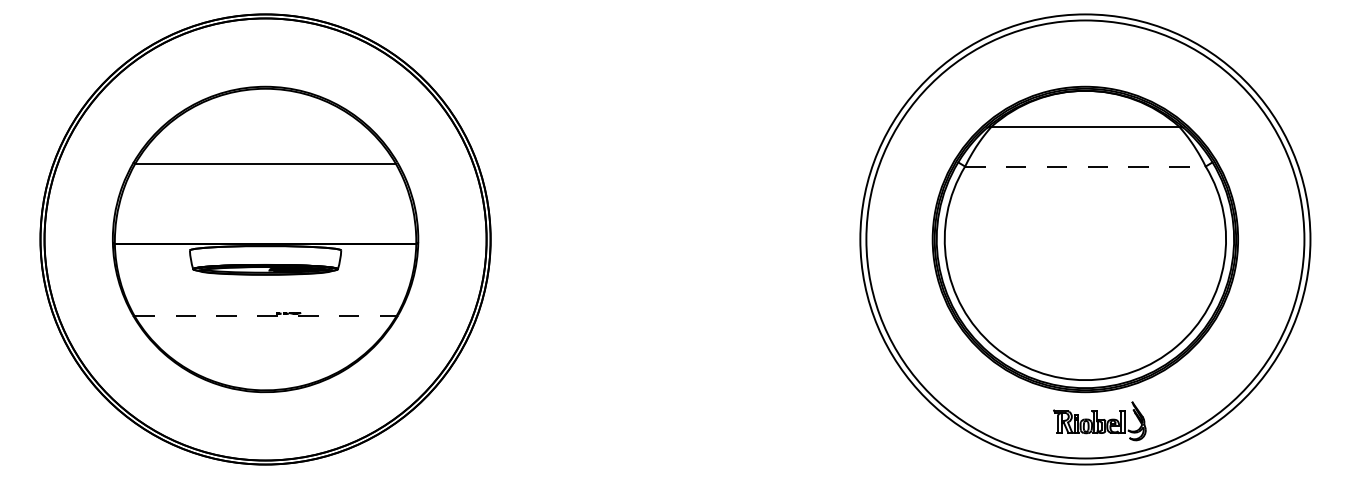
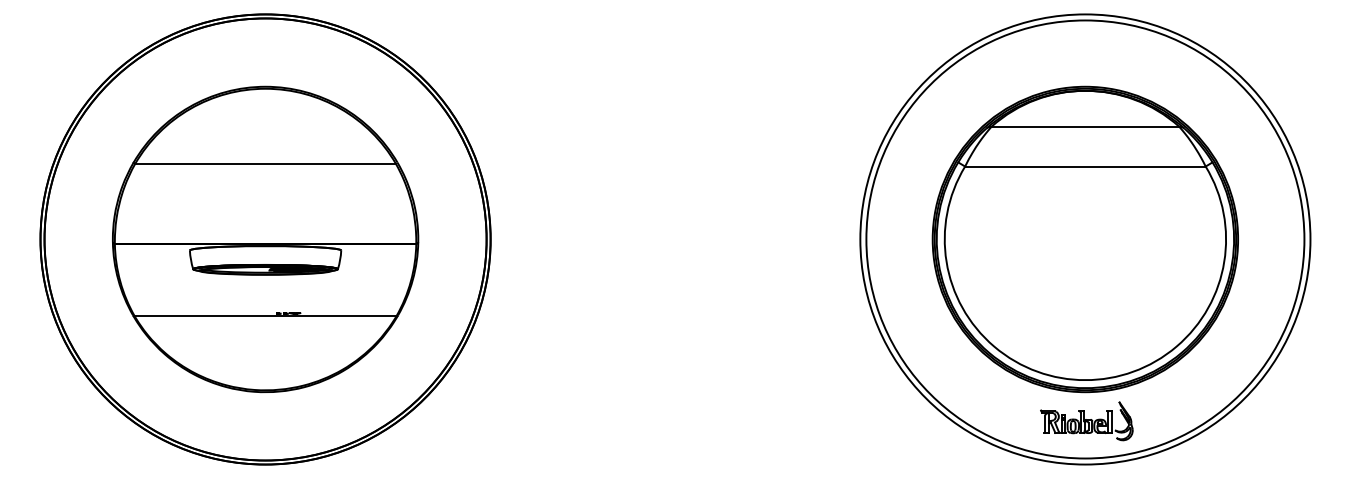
line: dashed -> solid (1085, 166)
line: dashed -> solid (265, 316)
part position: (1099, 421) -> (1086, 421) (1086, 421)
